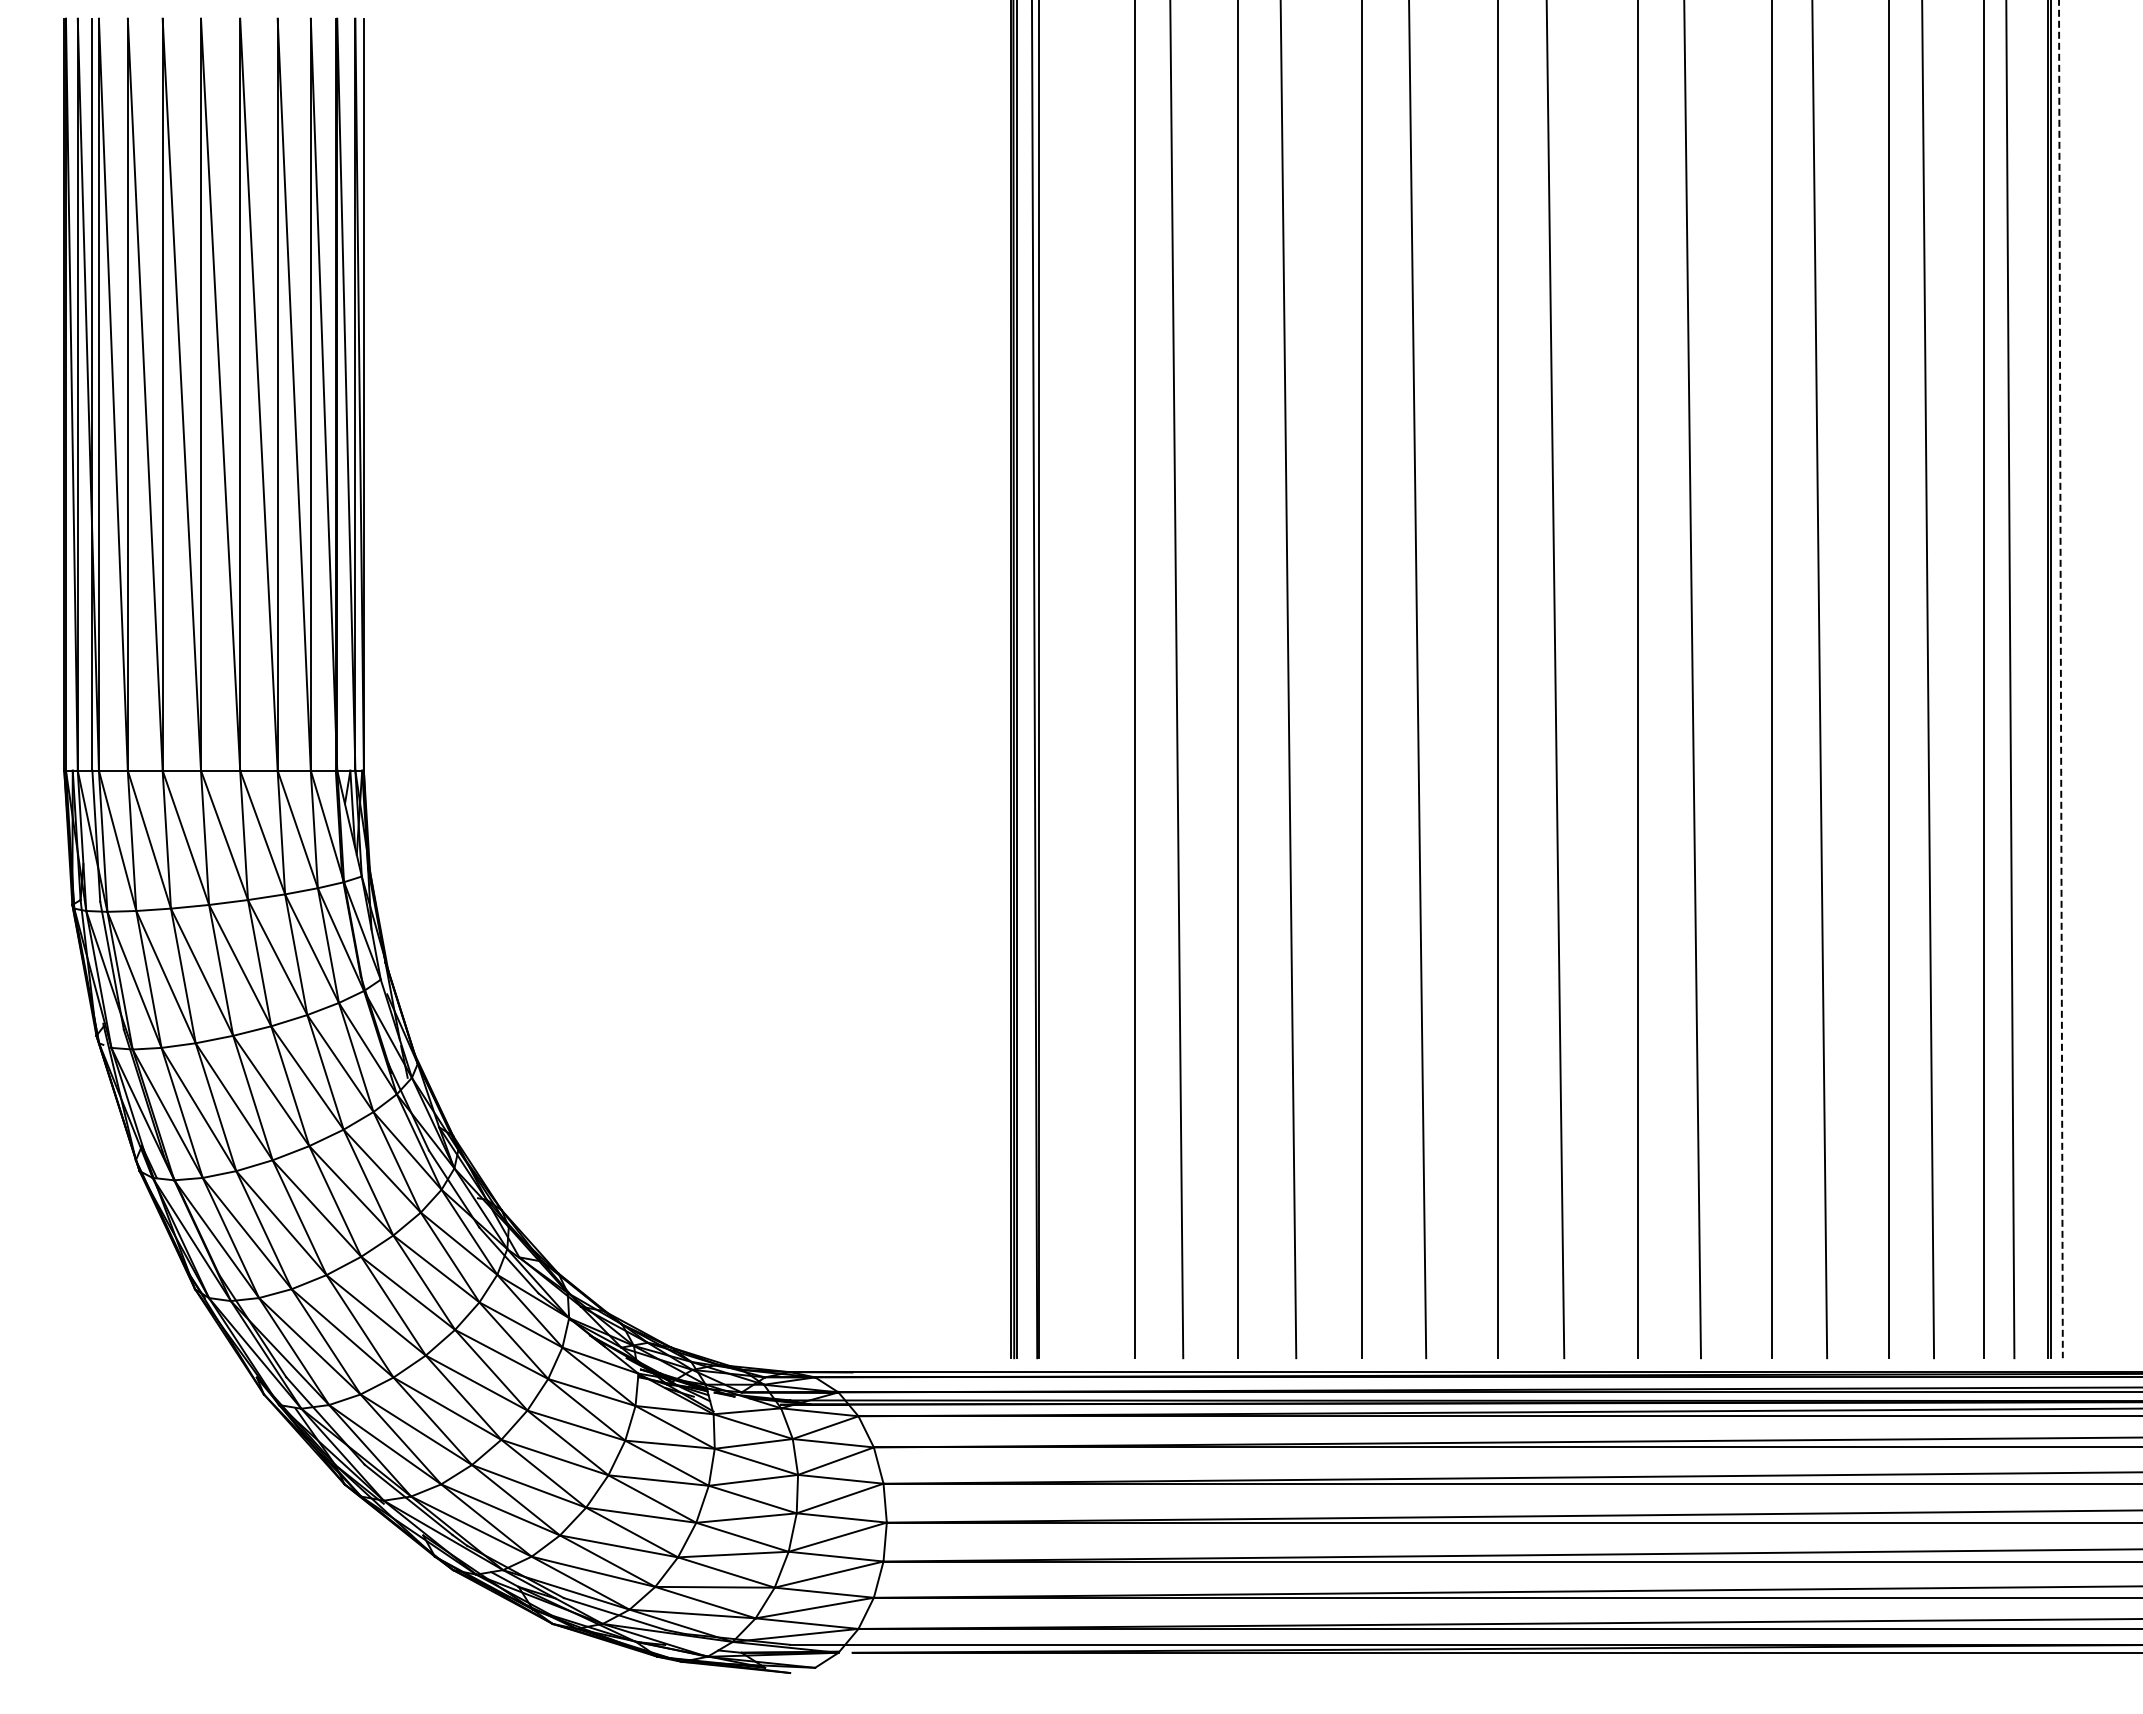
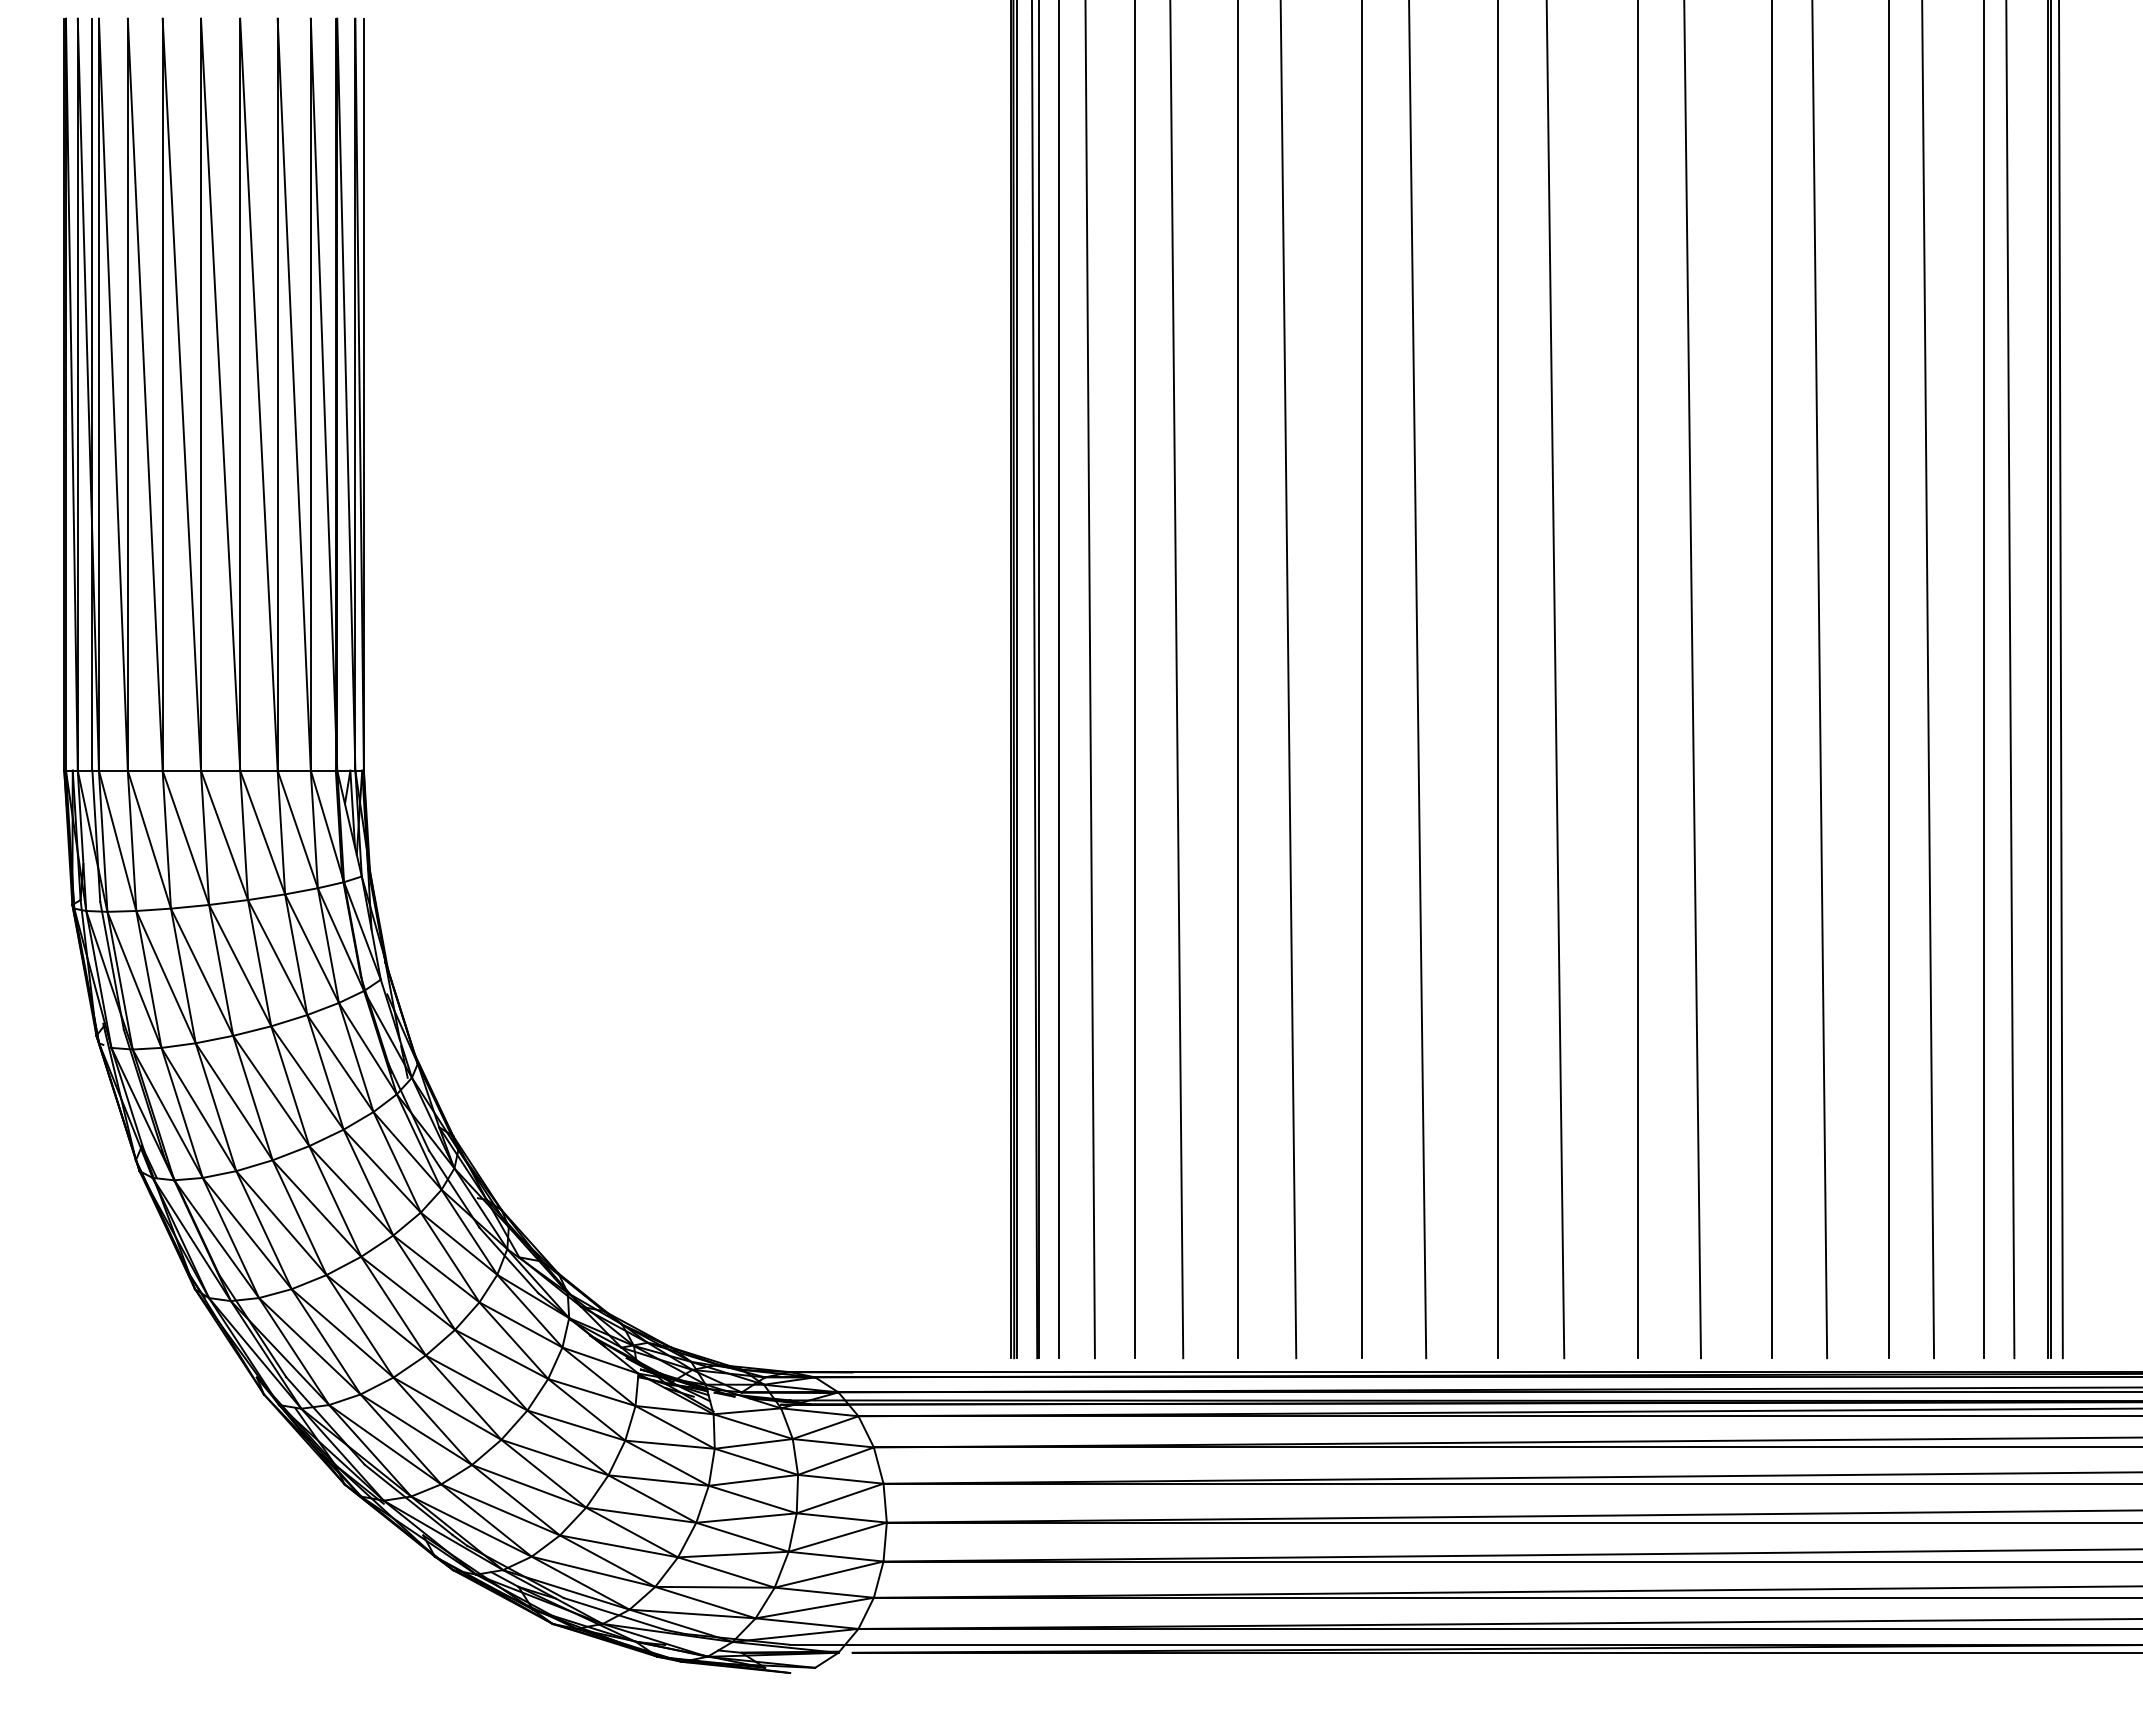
line: dashed -> solid (2060, 679)
line: none -> present (1059, 680)
line: none -> present (1089, 680)
